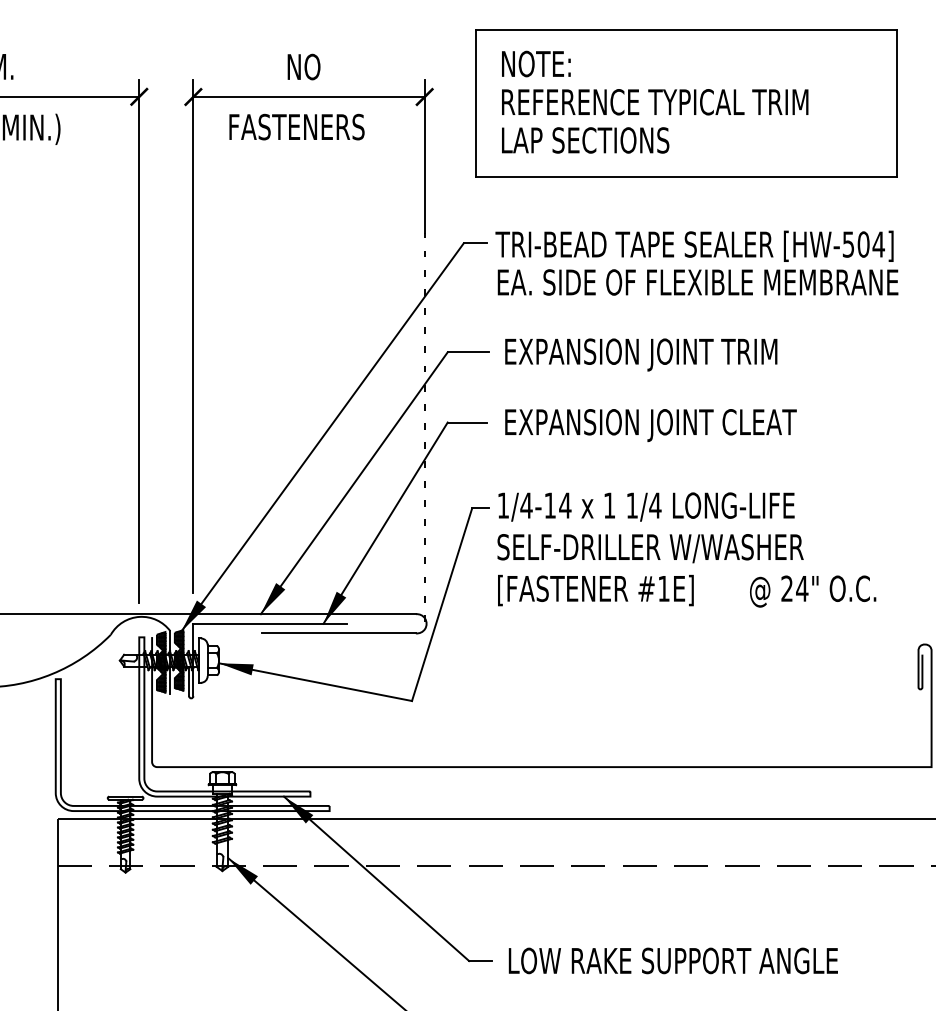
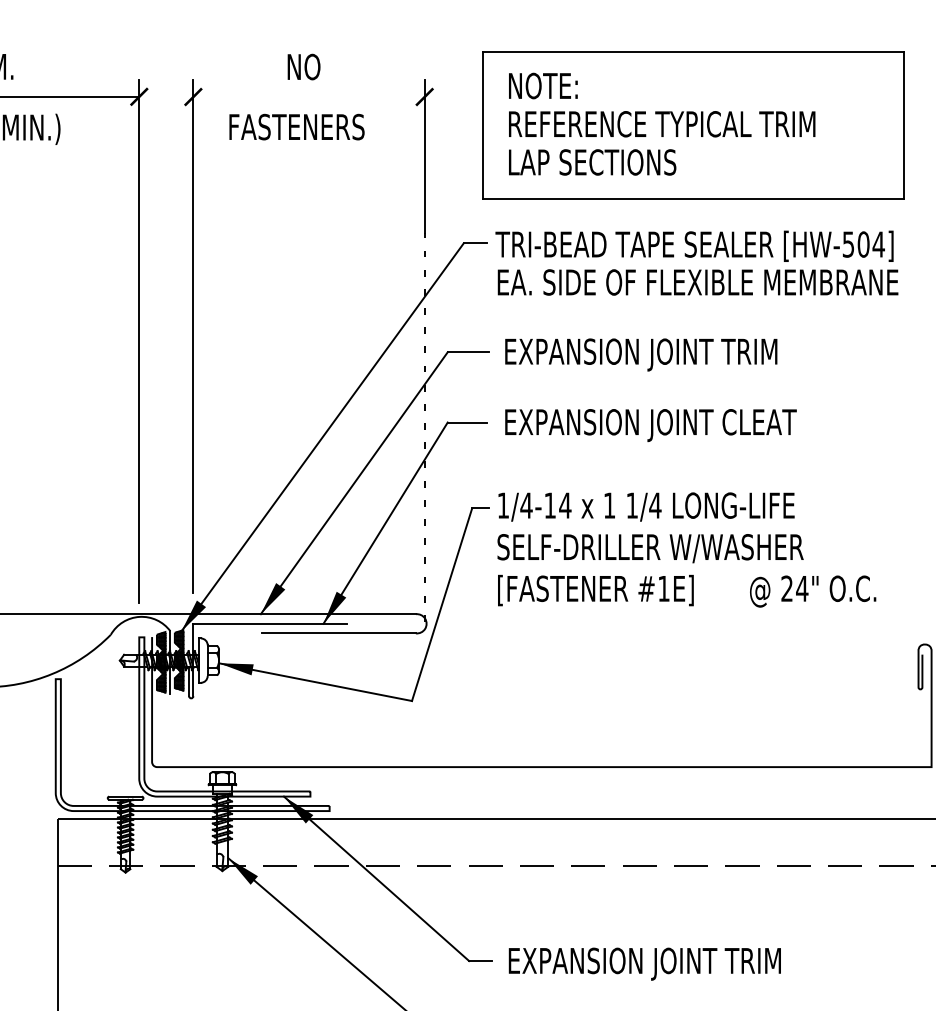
line: present -> none (308, 97)
part position: (686, 103) -> (693, 125) (693, 125)
text: LOW RAKE SUPPORT ANGLE -> EXPANSION JOINT TRIM (674, 963)
